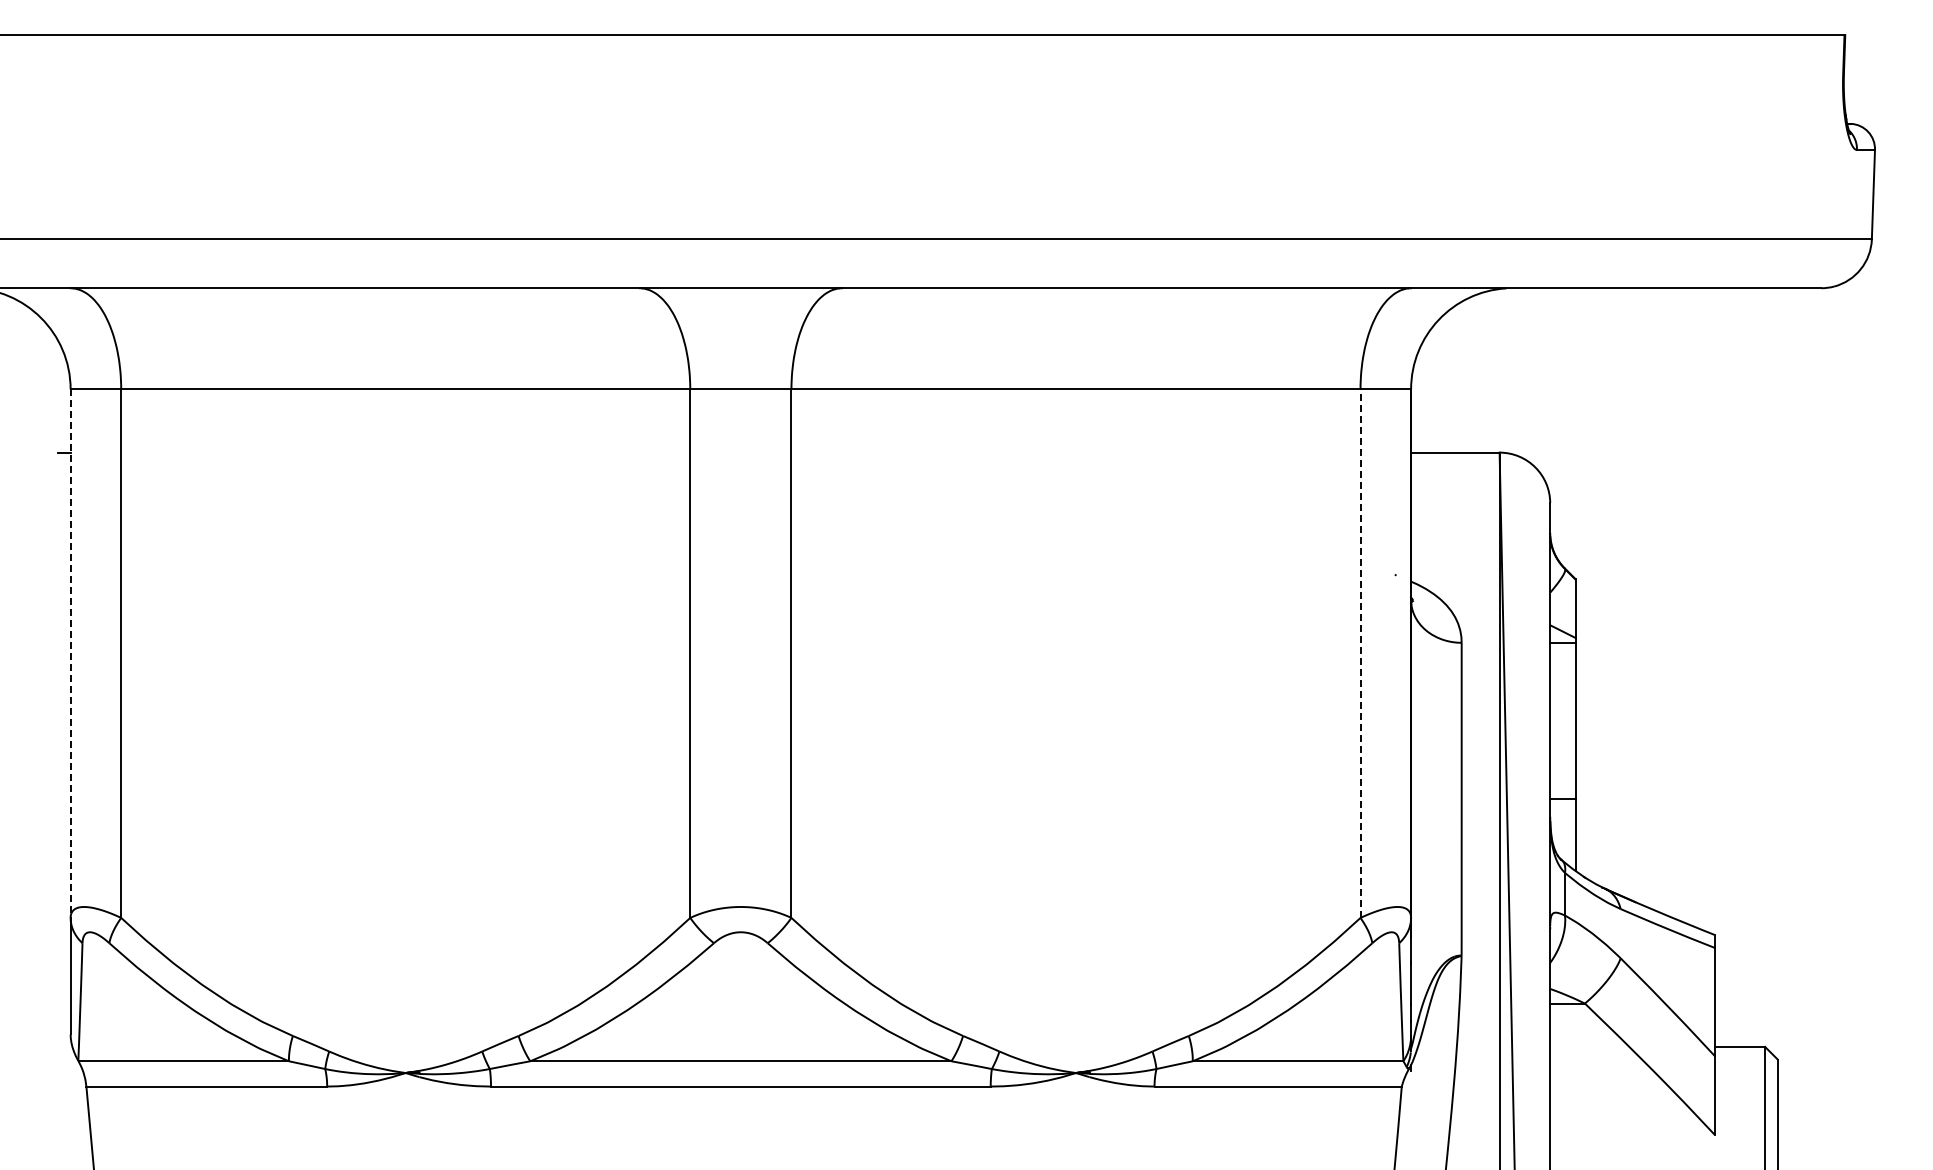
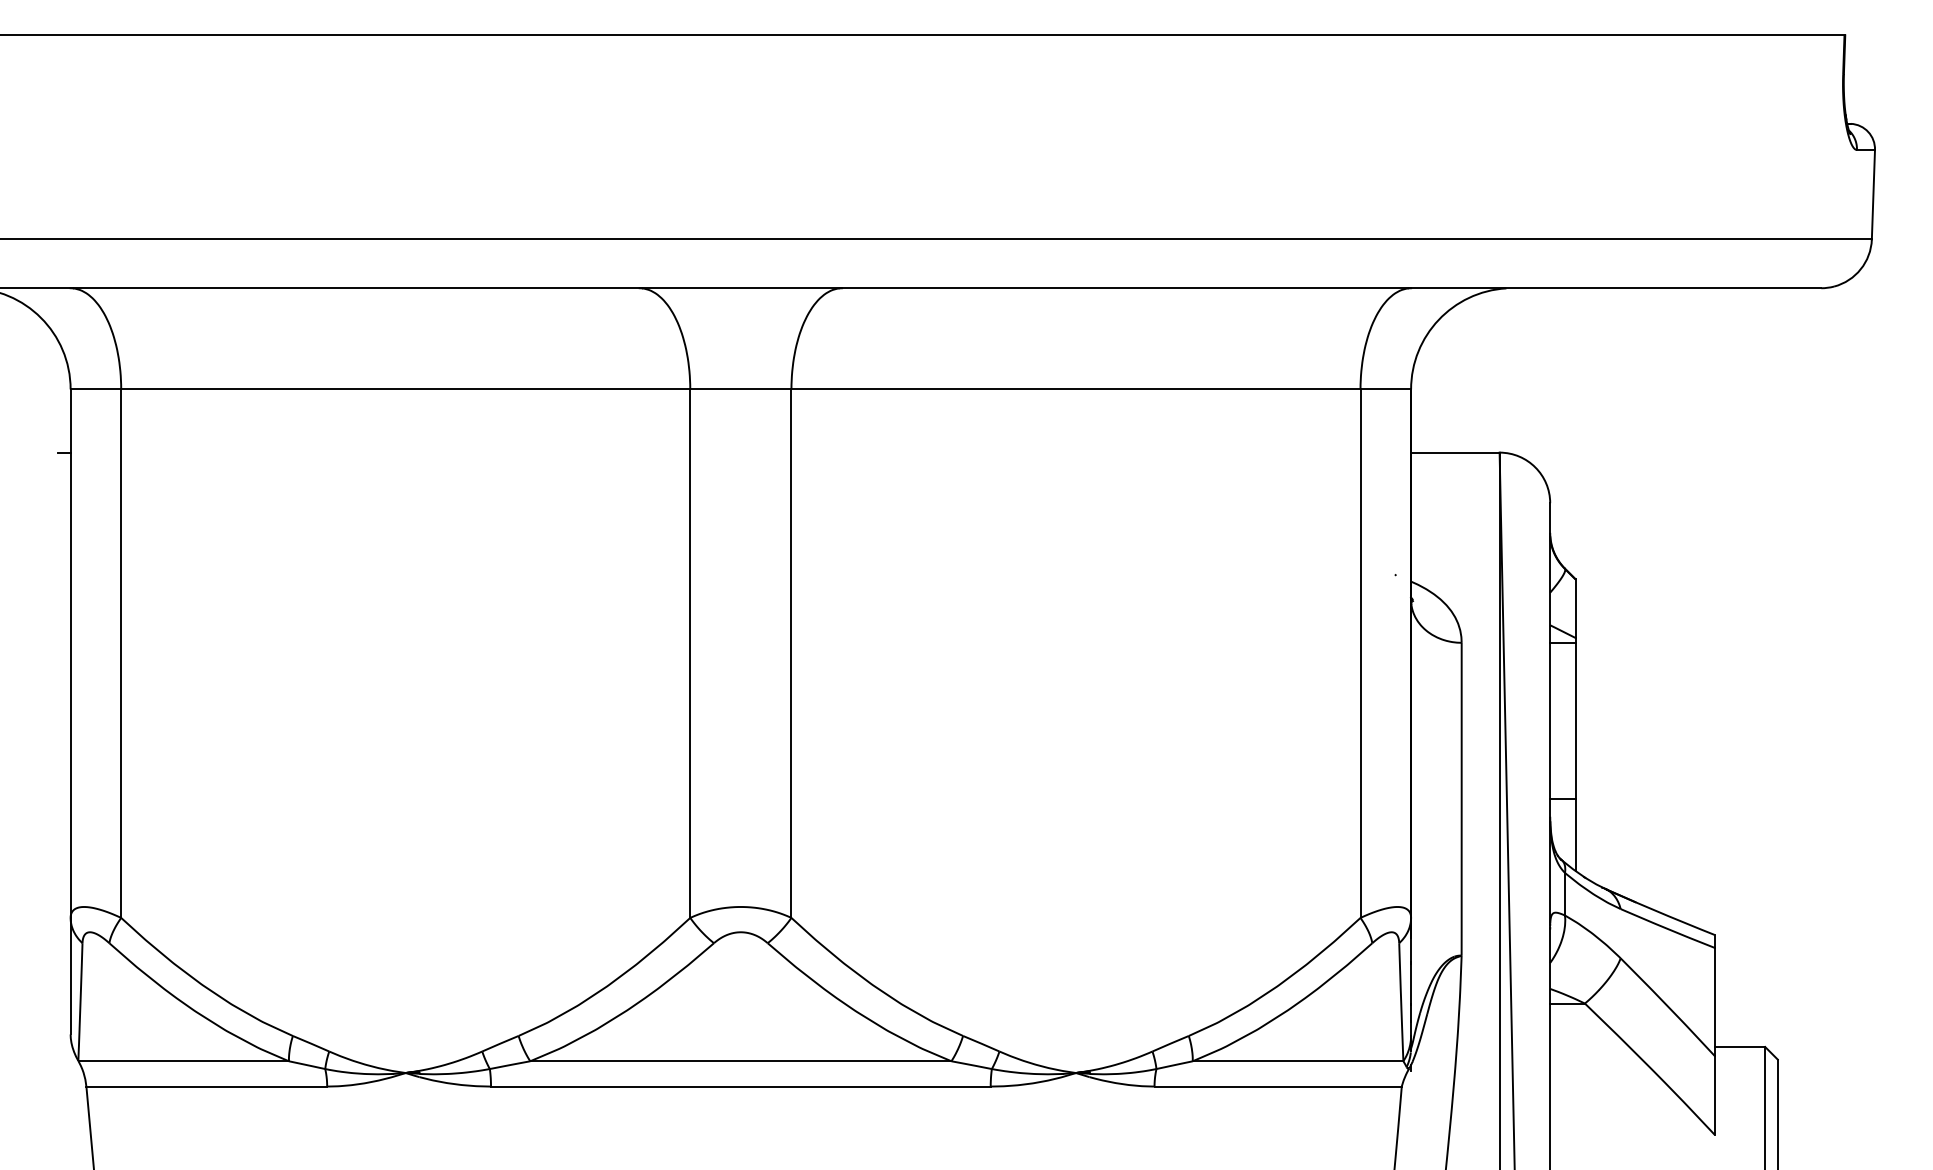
line: dashed -> solid (70, 653)
line: dashed -> solid (1360, 653)
